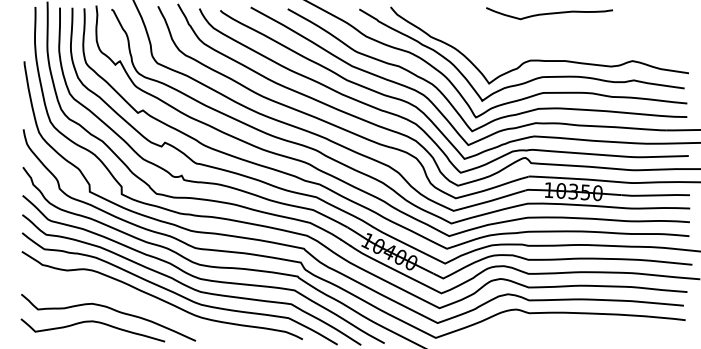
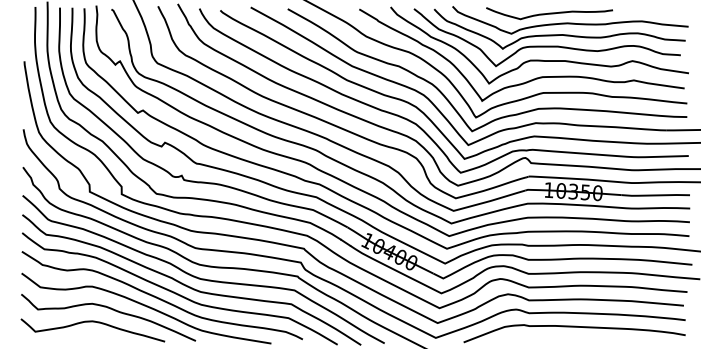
part: none -> present (550, 36)
curve: none -> present (146, 307)
curve: none -> present (574, 327)
